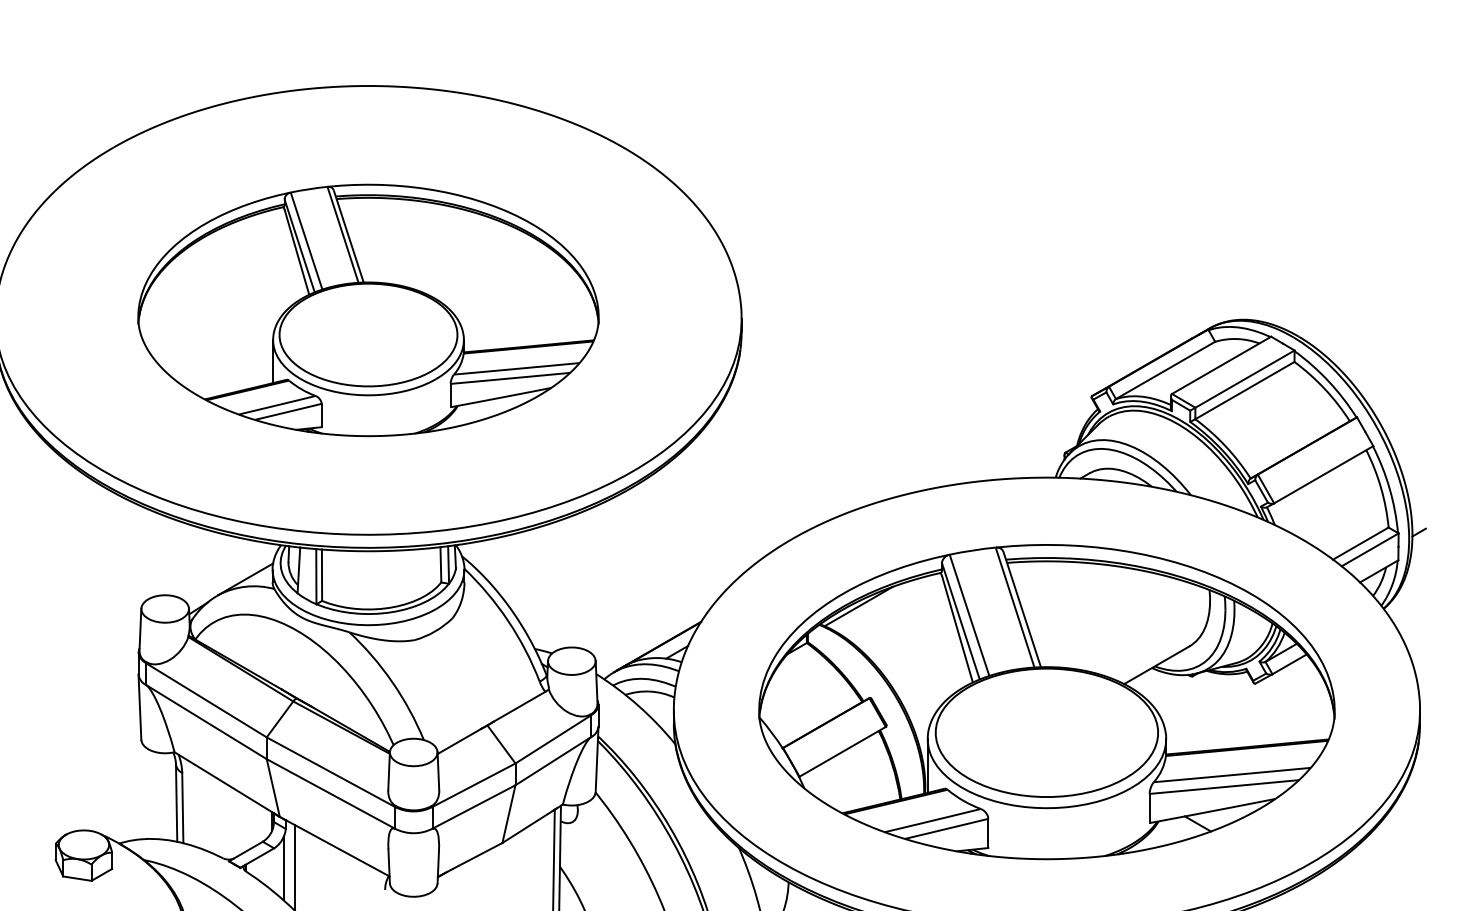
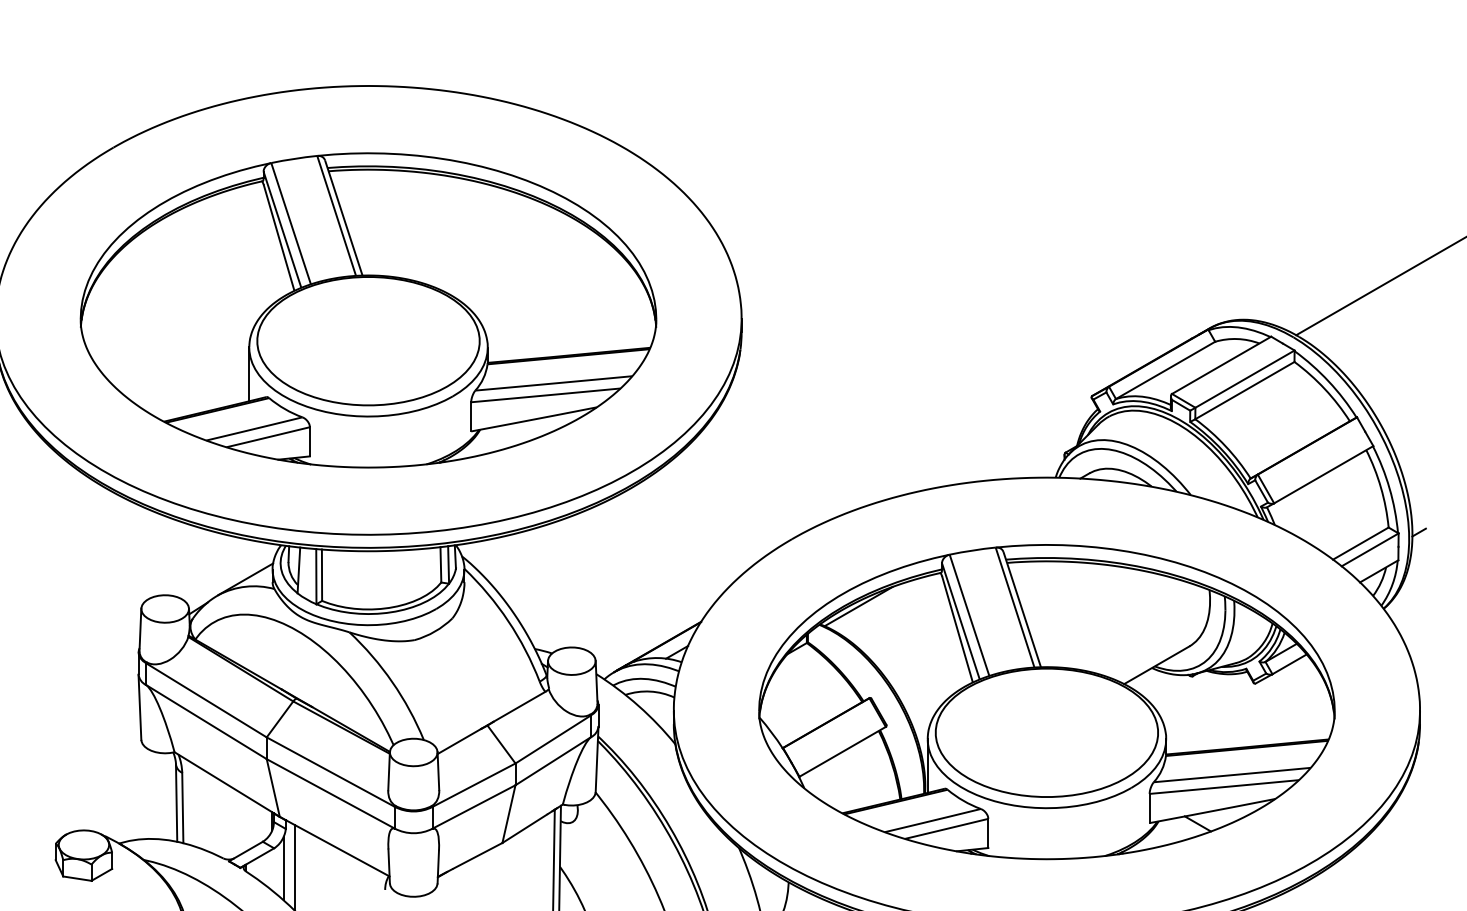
line: none -> present (1379, 286)
part size: 463x255 px -> 579x317 px (368, 310)
